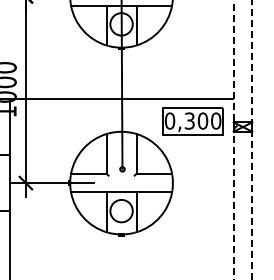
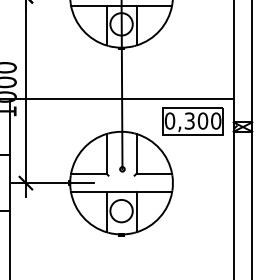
line: dashed -> solid (252, 139)
line: dashed -> solid (233, 140)
